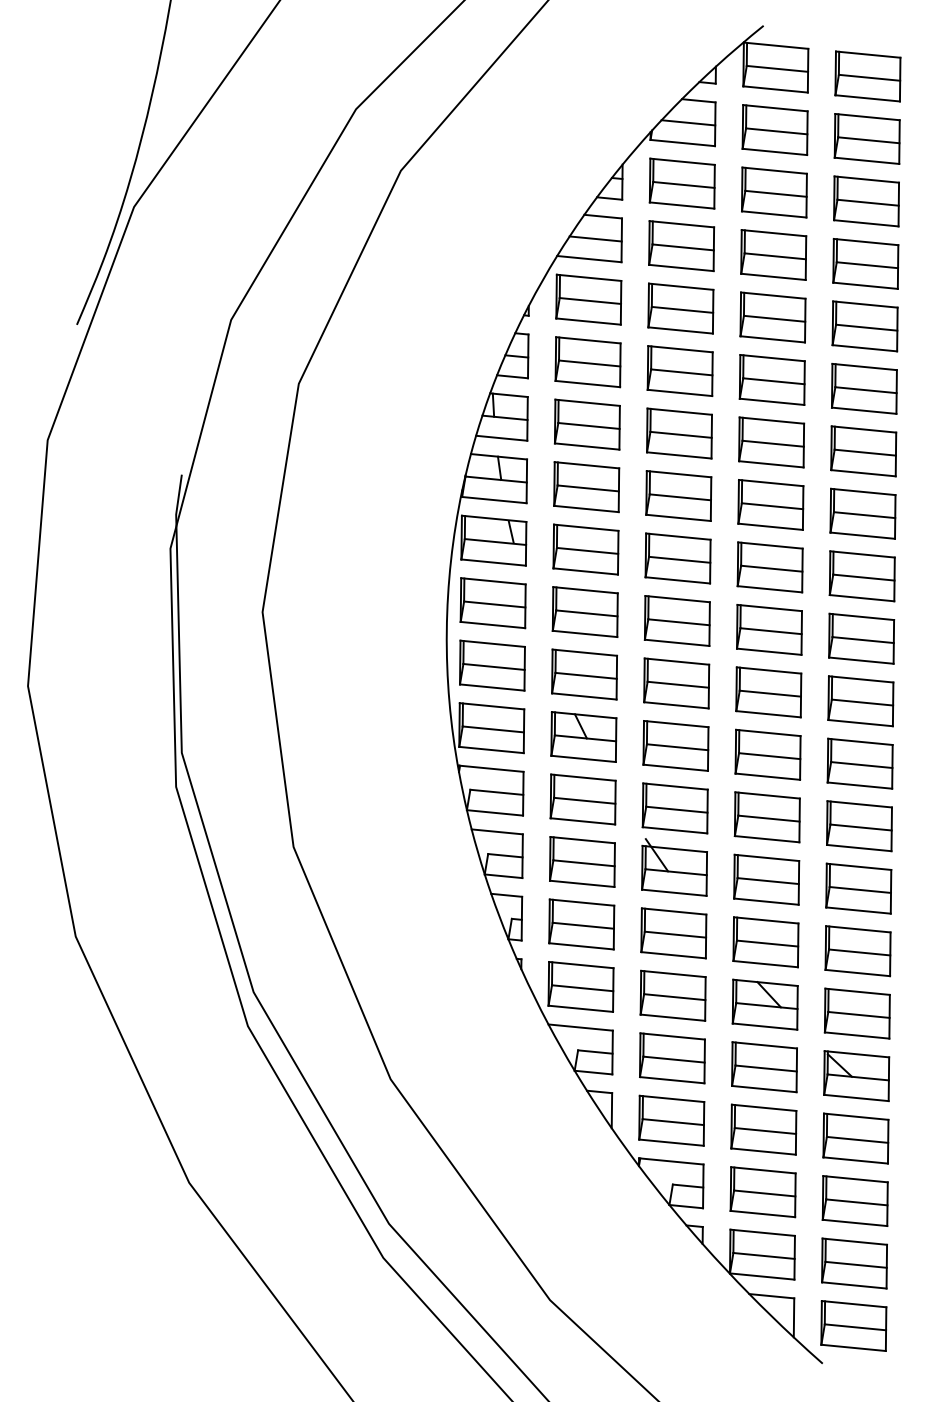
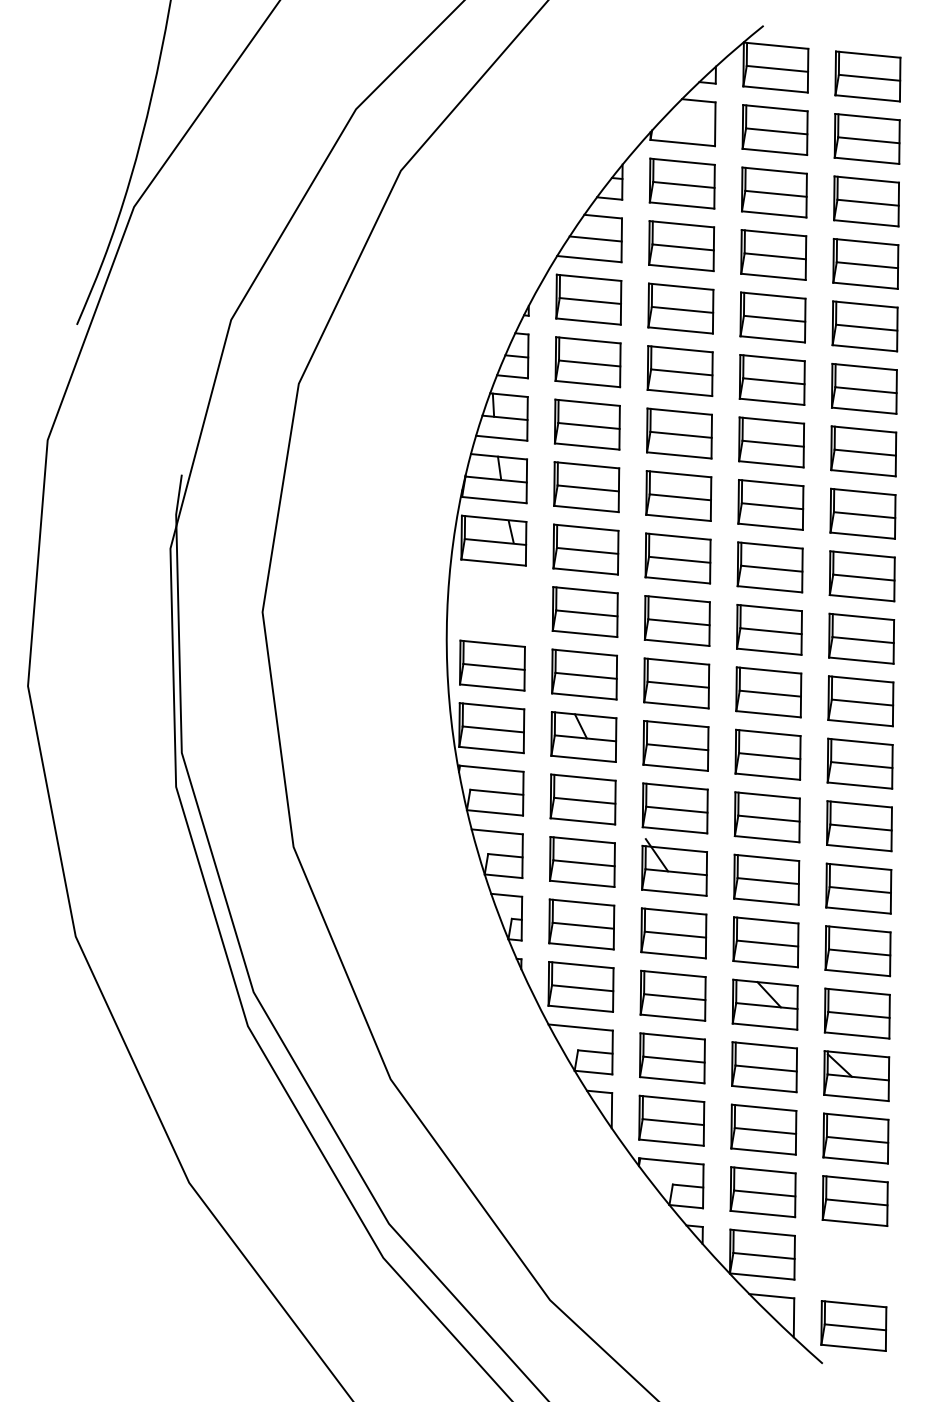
line: present -> none (688, 122)
part: present -> none (492, 603)
part: present -> none (854, 1263)
